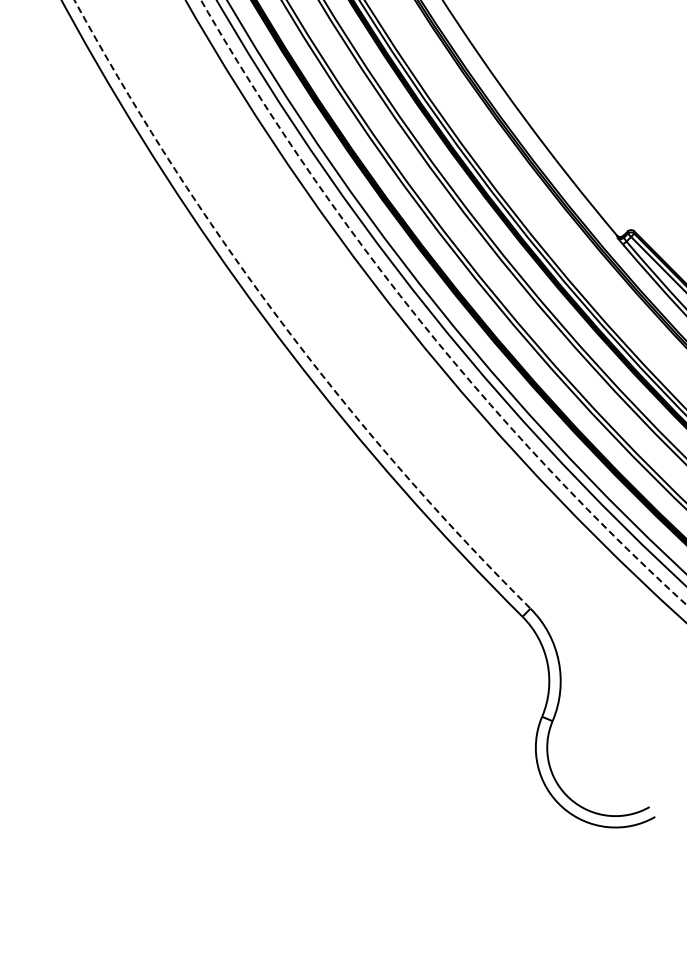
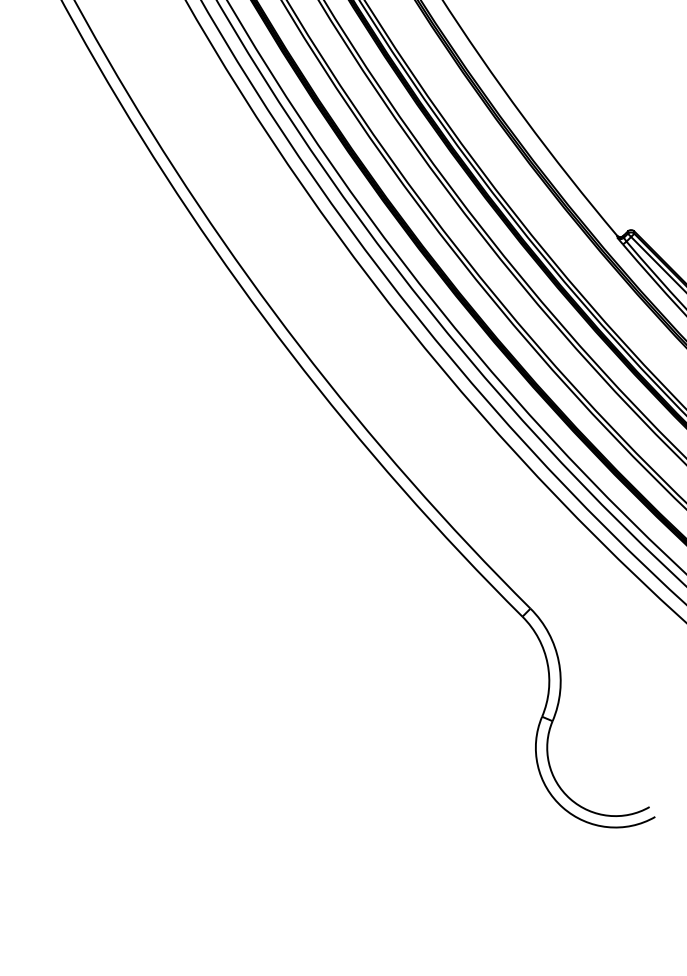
arc: dashed -> solid (279, 319)
arc: dashed -> solid (421, 322)
